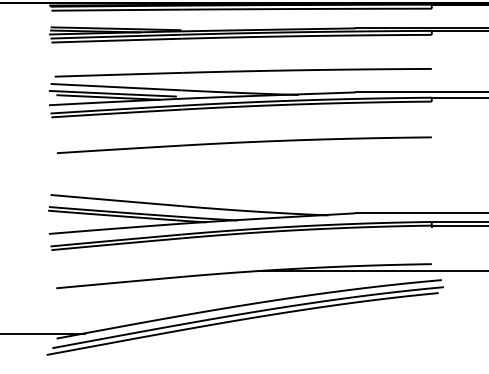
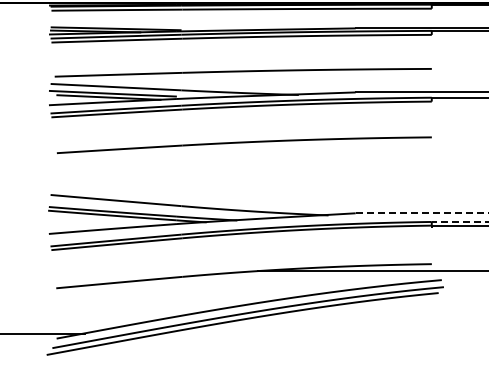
line: solid -> dashed (422, 213)
line: solid -> dashed (459, 221)
